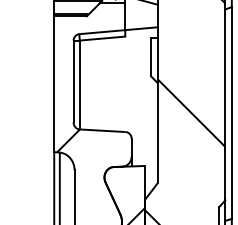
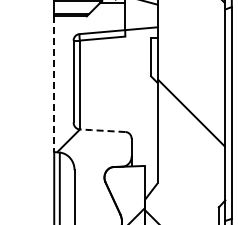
line: solid -> dashed (54, 84)
line: solid -> dashed (102, 130)
